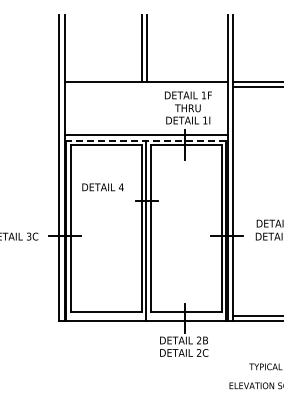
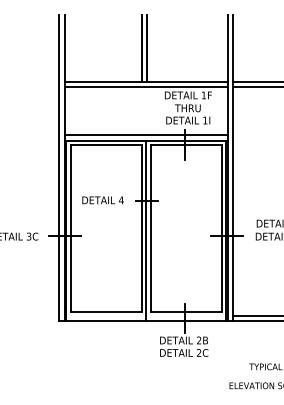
line: none -> present (145, 87)
line: dashed -> solid (146, 140)
text position: (102, 187) -> (102, 200) (102, 200)
